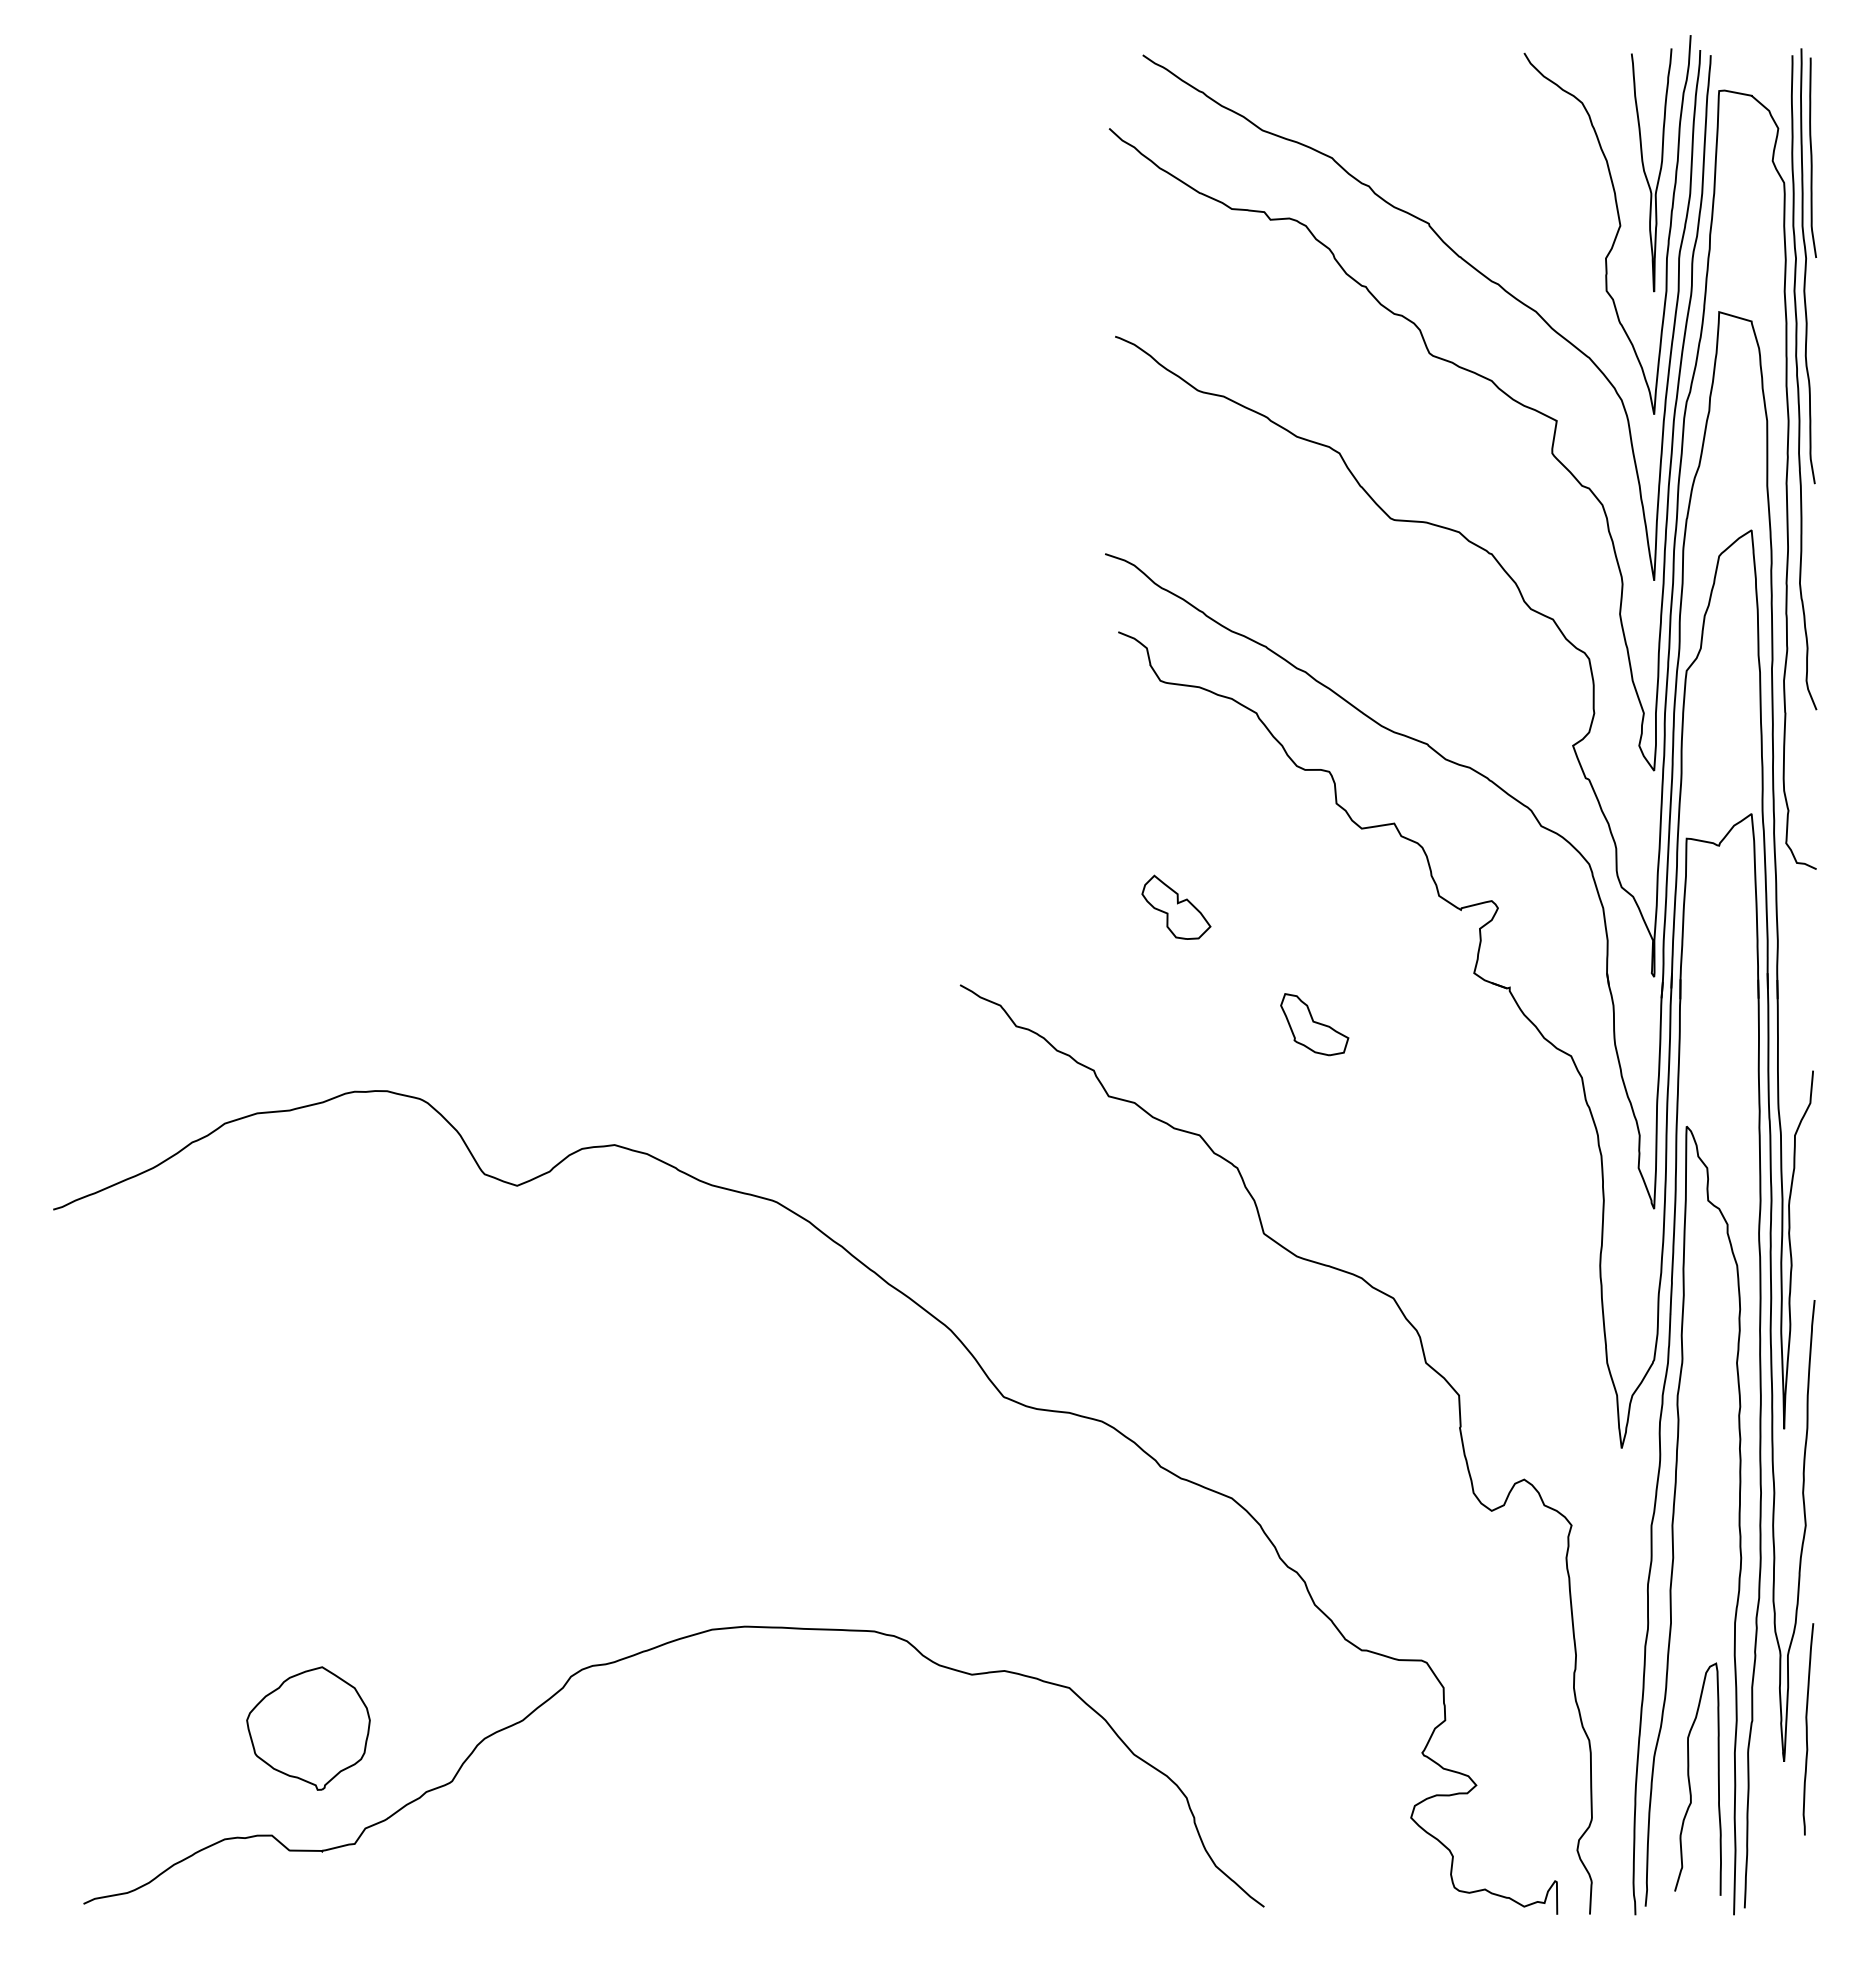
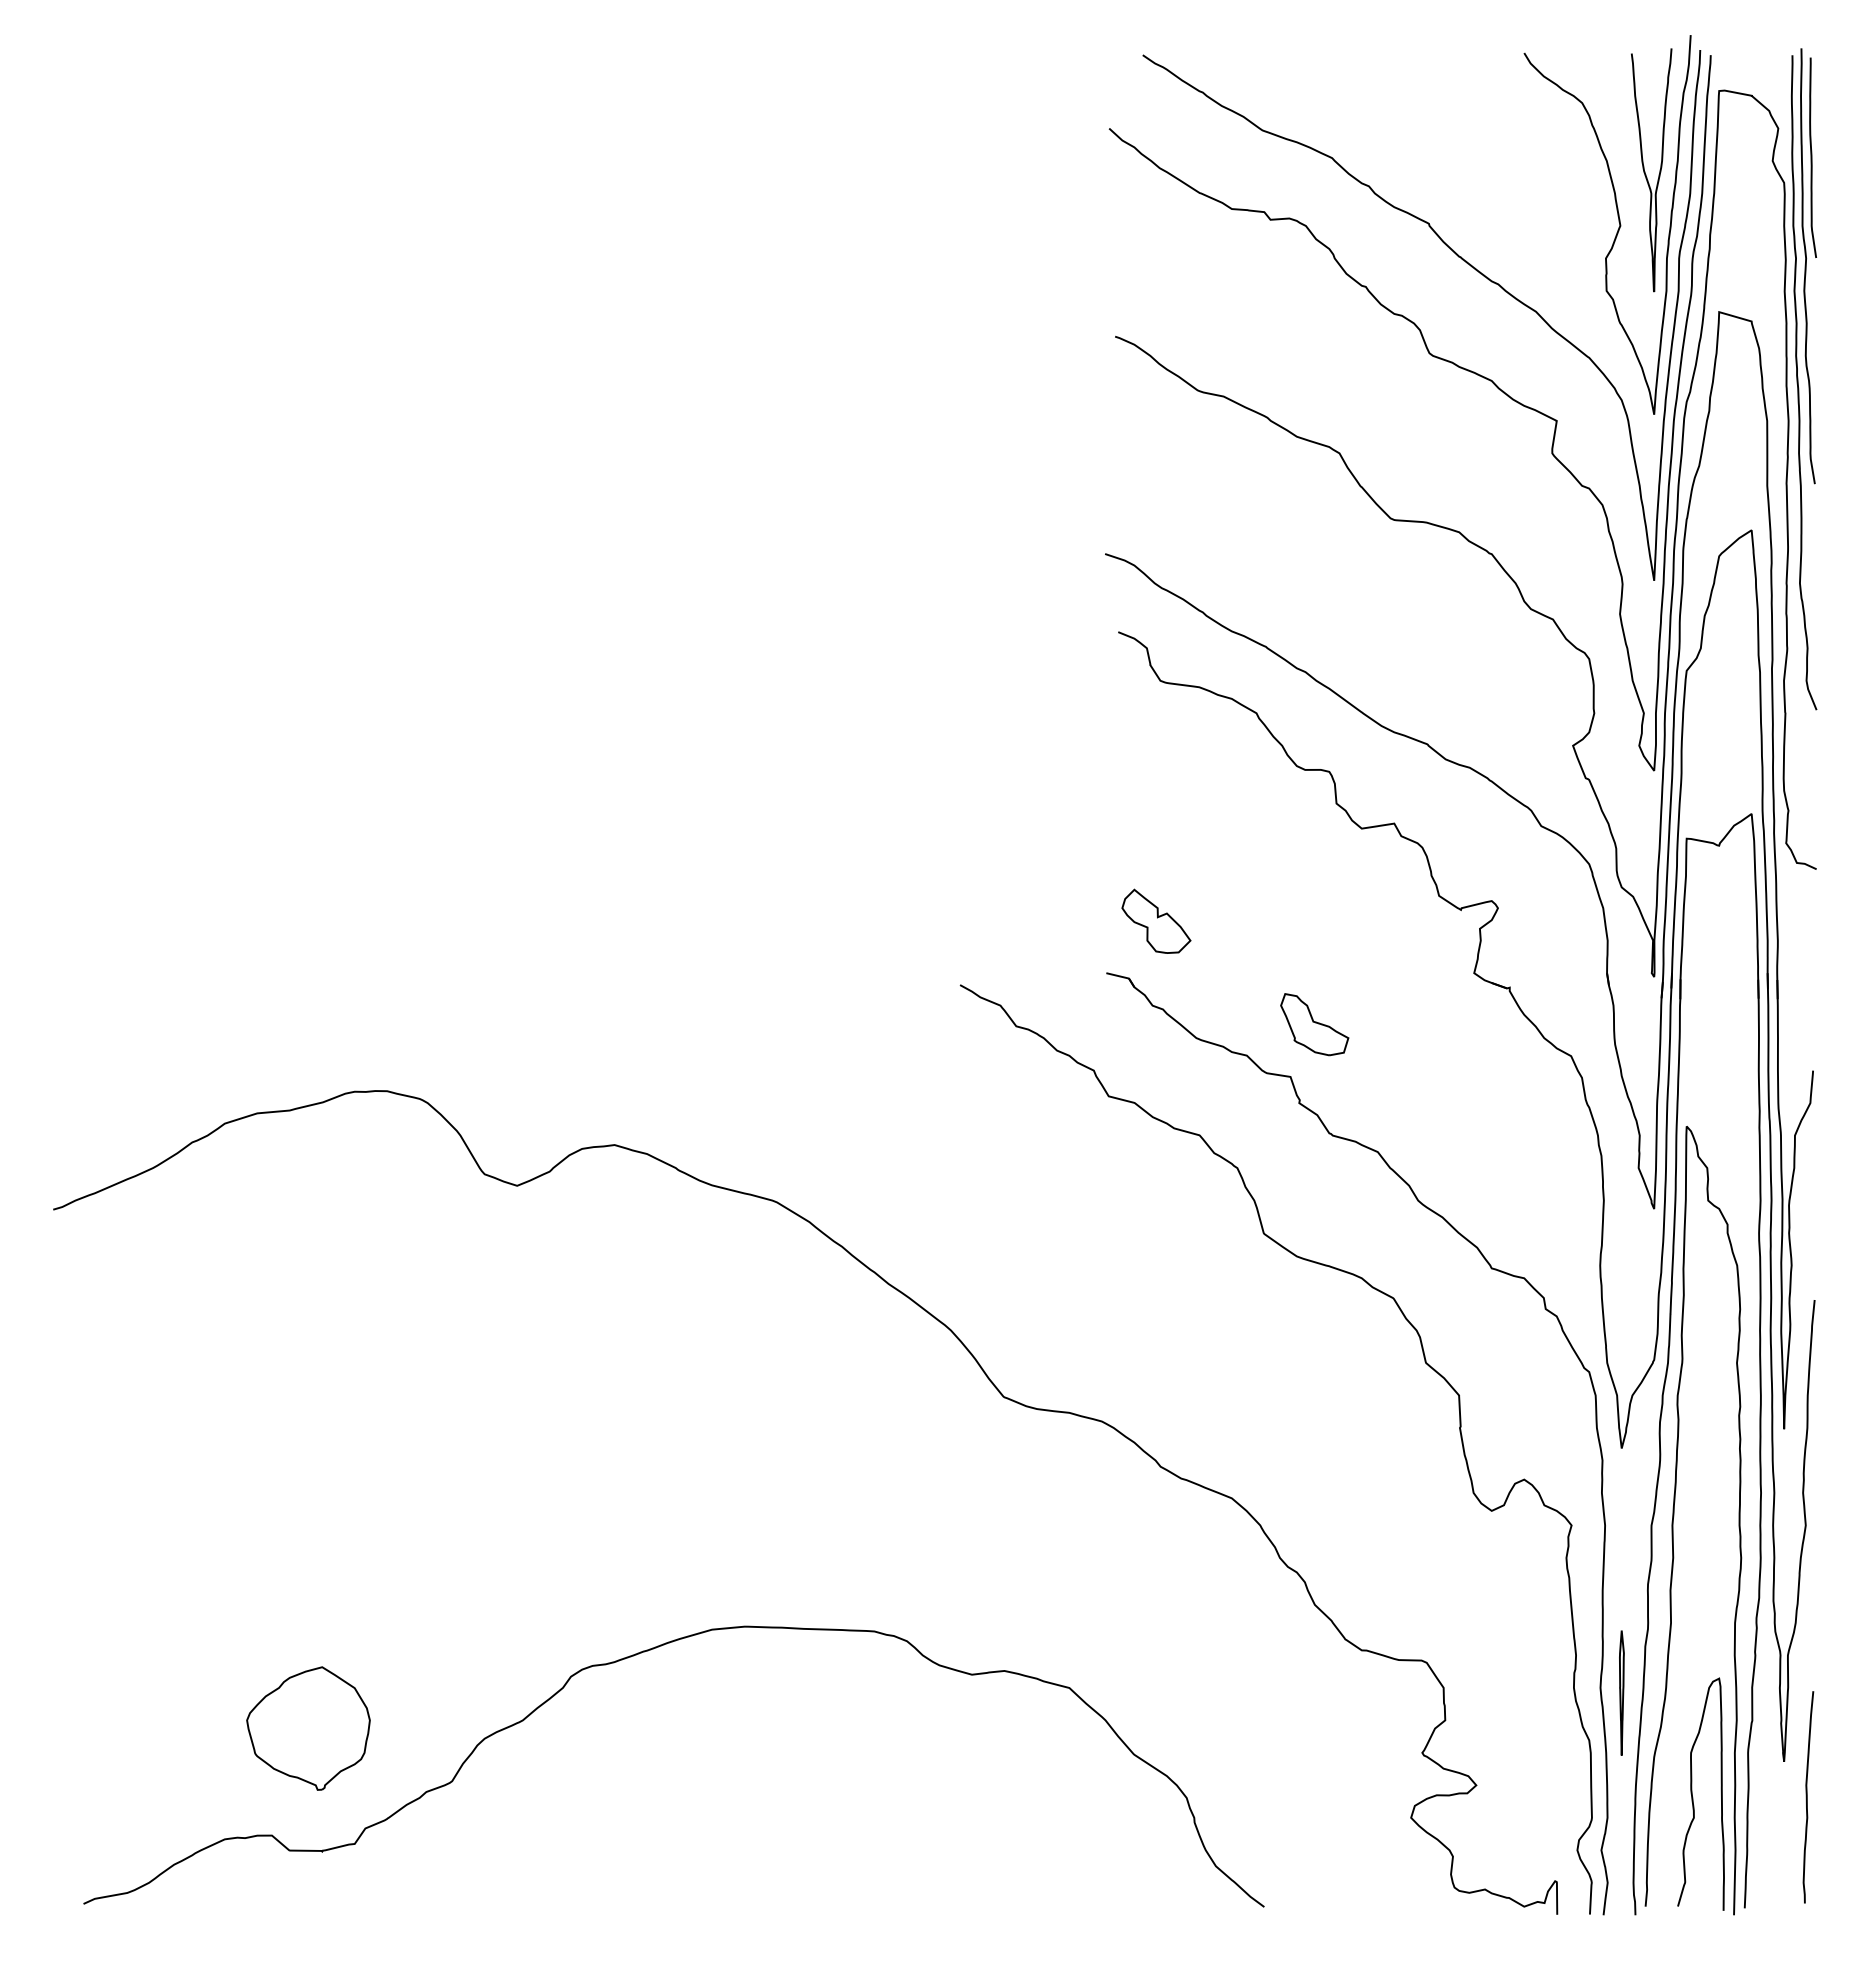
part position: (1176, 906) -> (1156, 920) (1156, 920)
part: none -> present (1491, 1269)
part: none -> present (1621, 1692)
curve position: (1807, 1729) -> (1807, 1797) (1807, 1797)
curve position: (1689, 1778) -> (1692, 1793) (1692, 1793)
